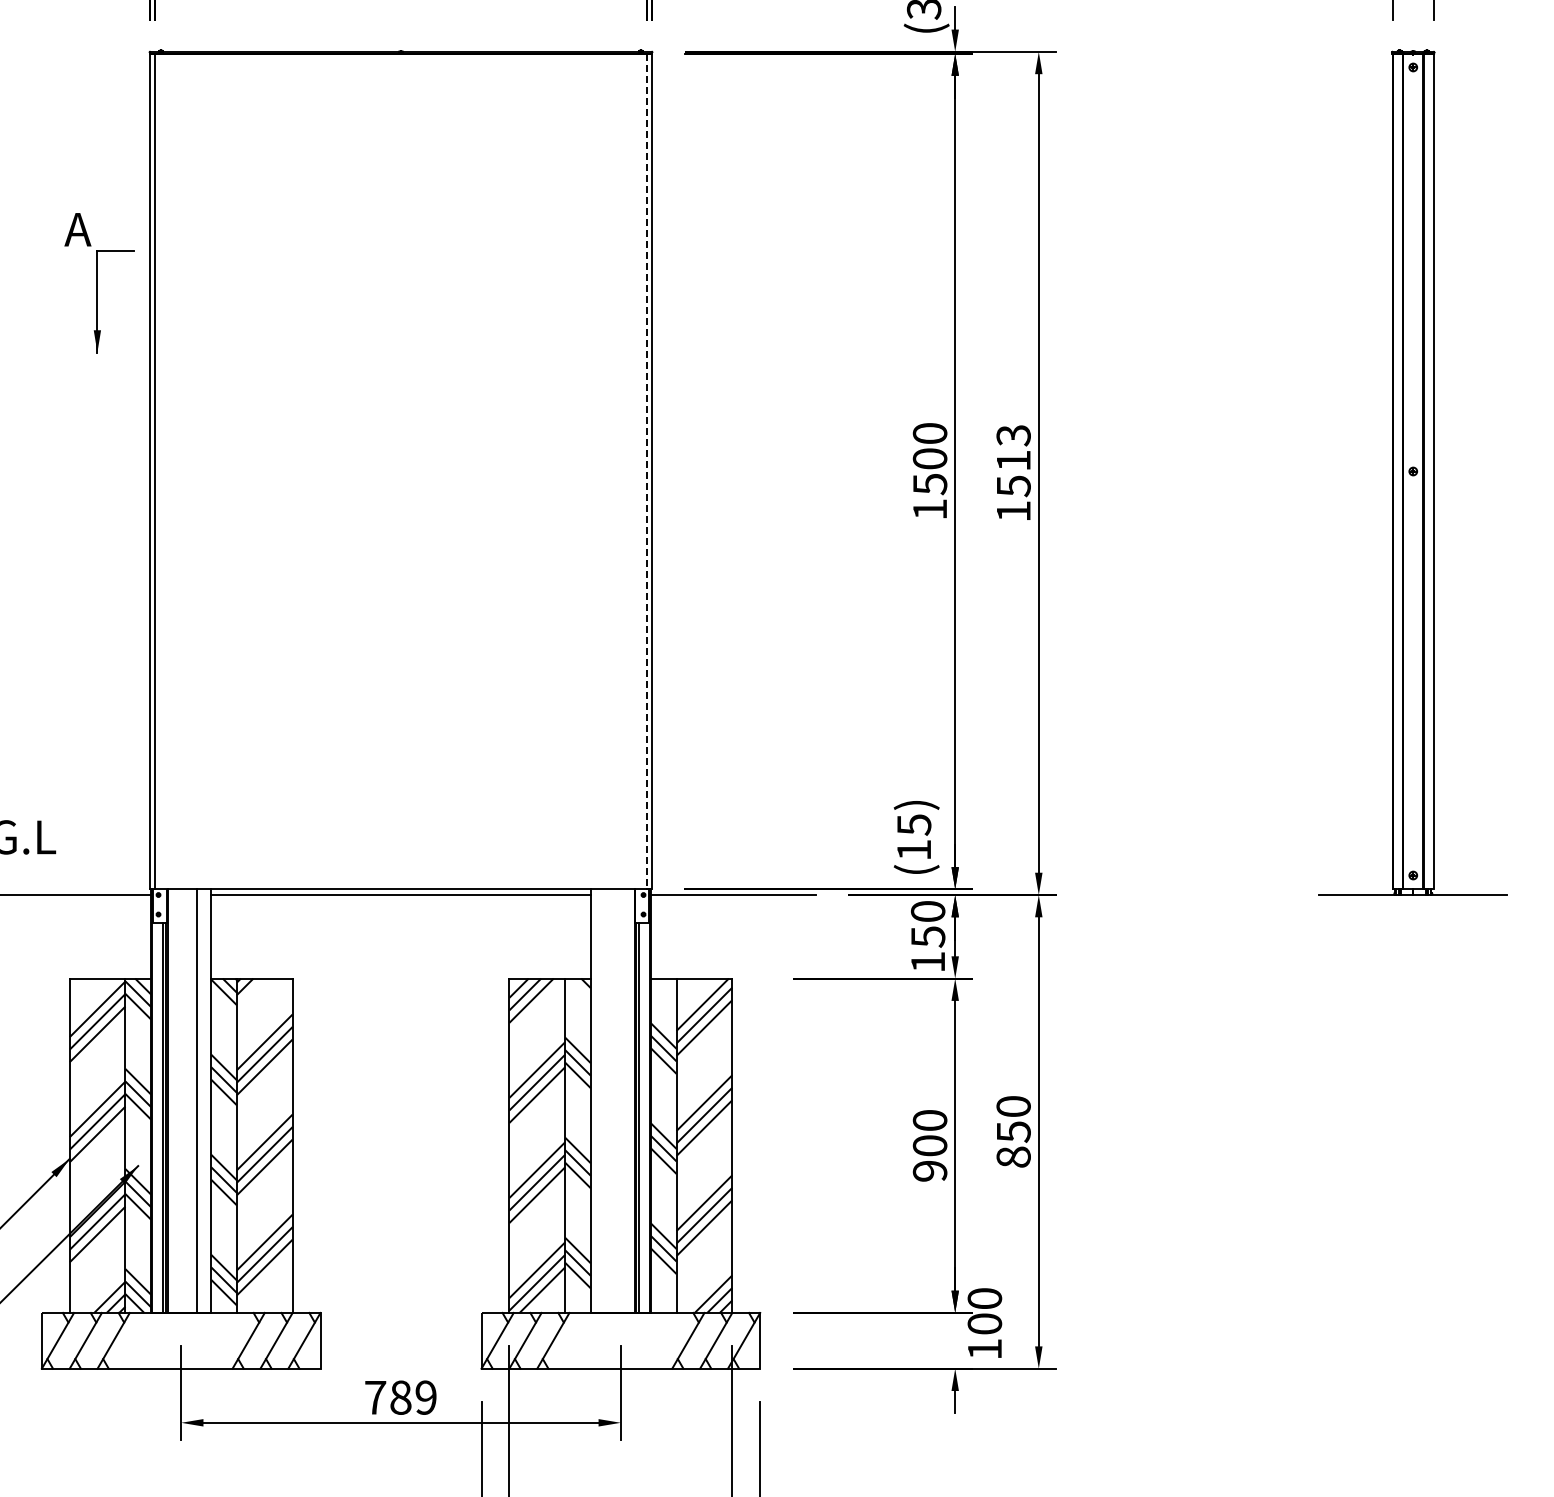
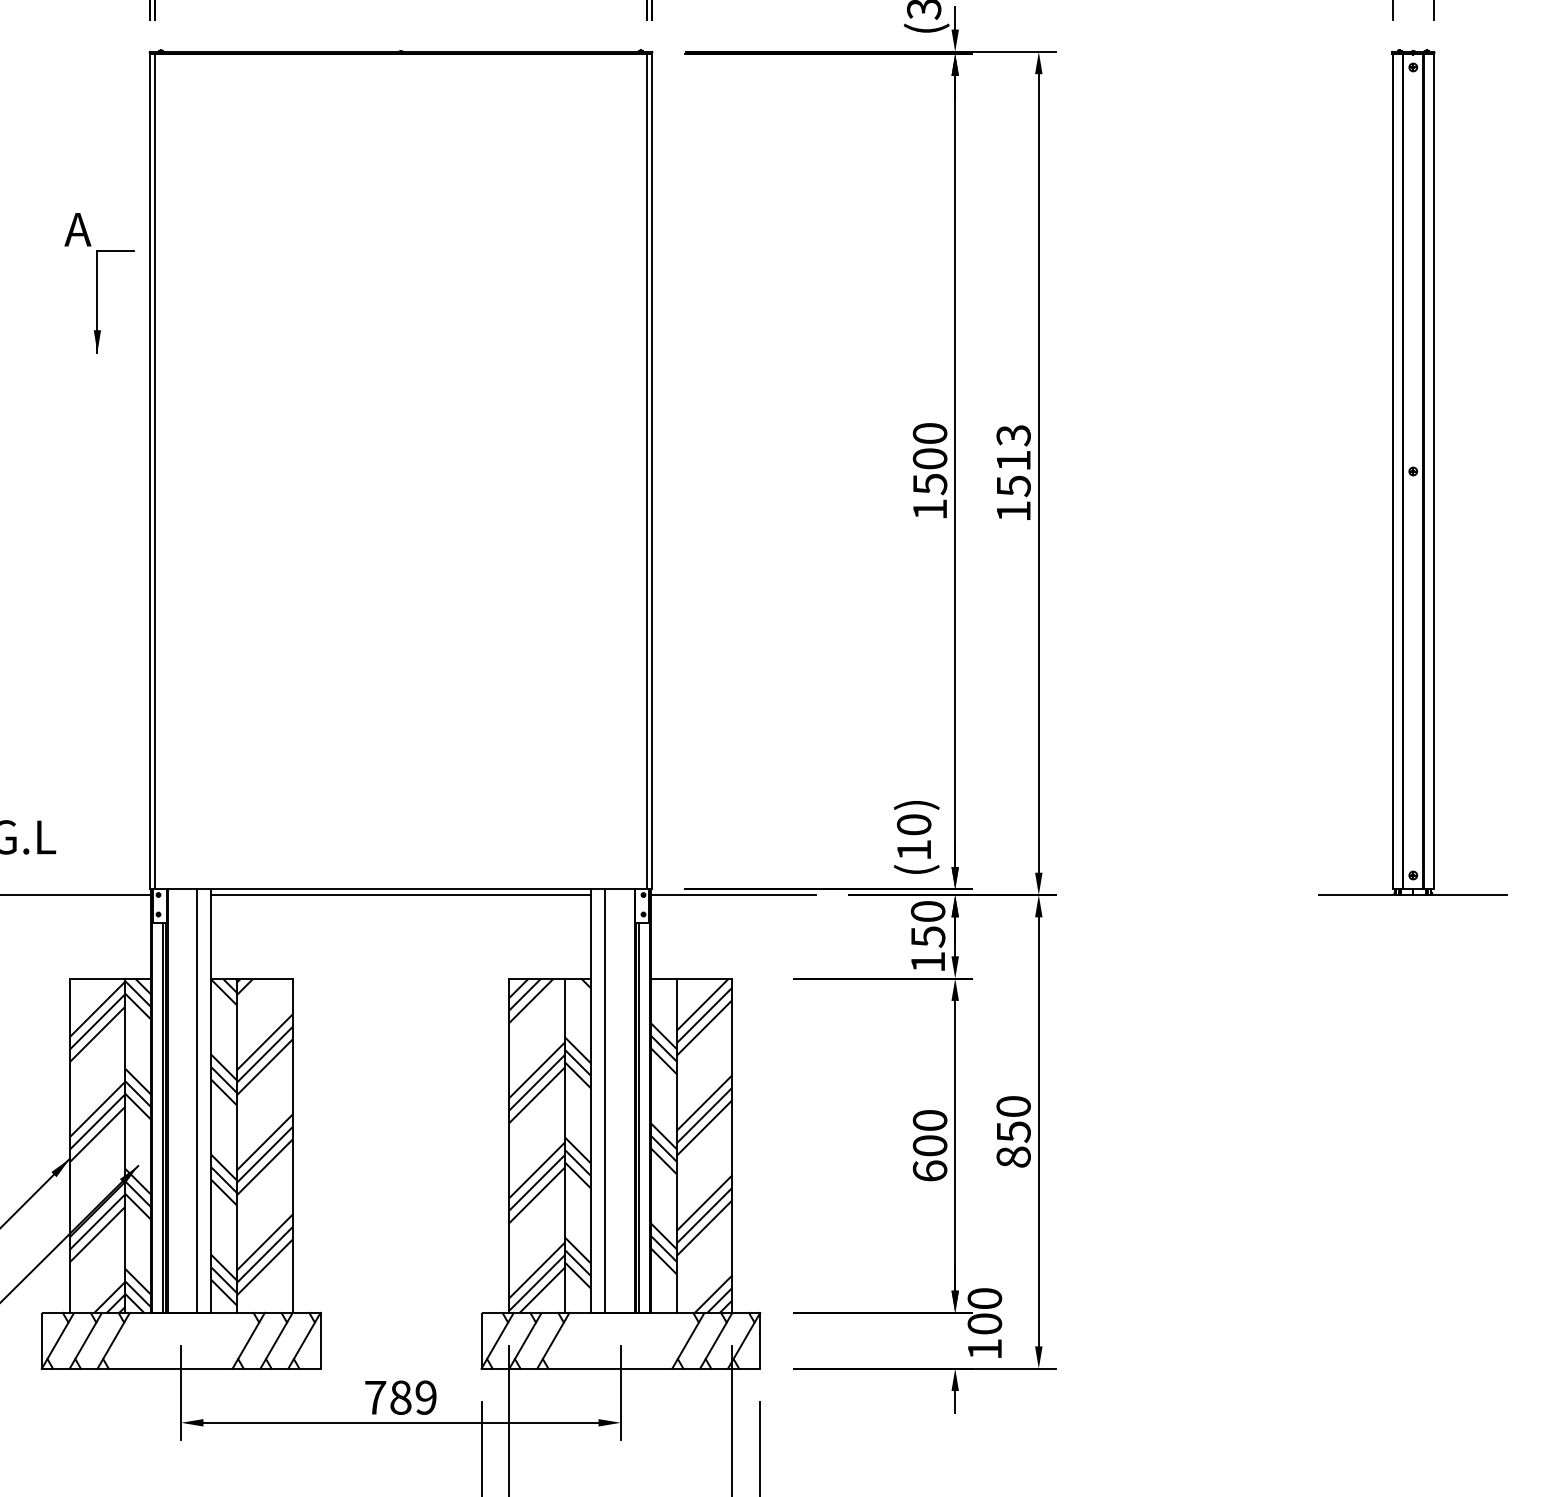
line: dashed -> solid (647, 471)
text: (15) -> (10) (914, 824)
line: none -> present (604, 1100)
text: 900 -> 600 (929, 1170)
